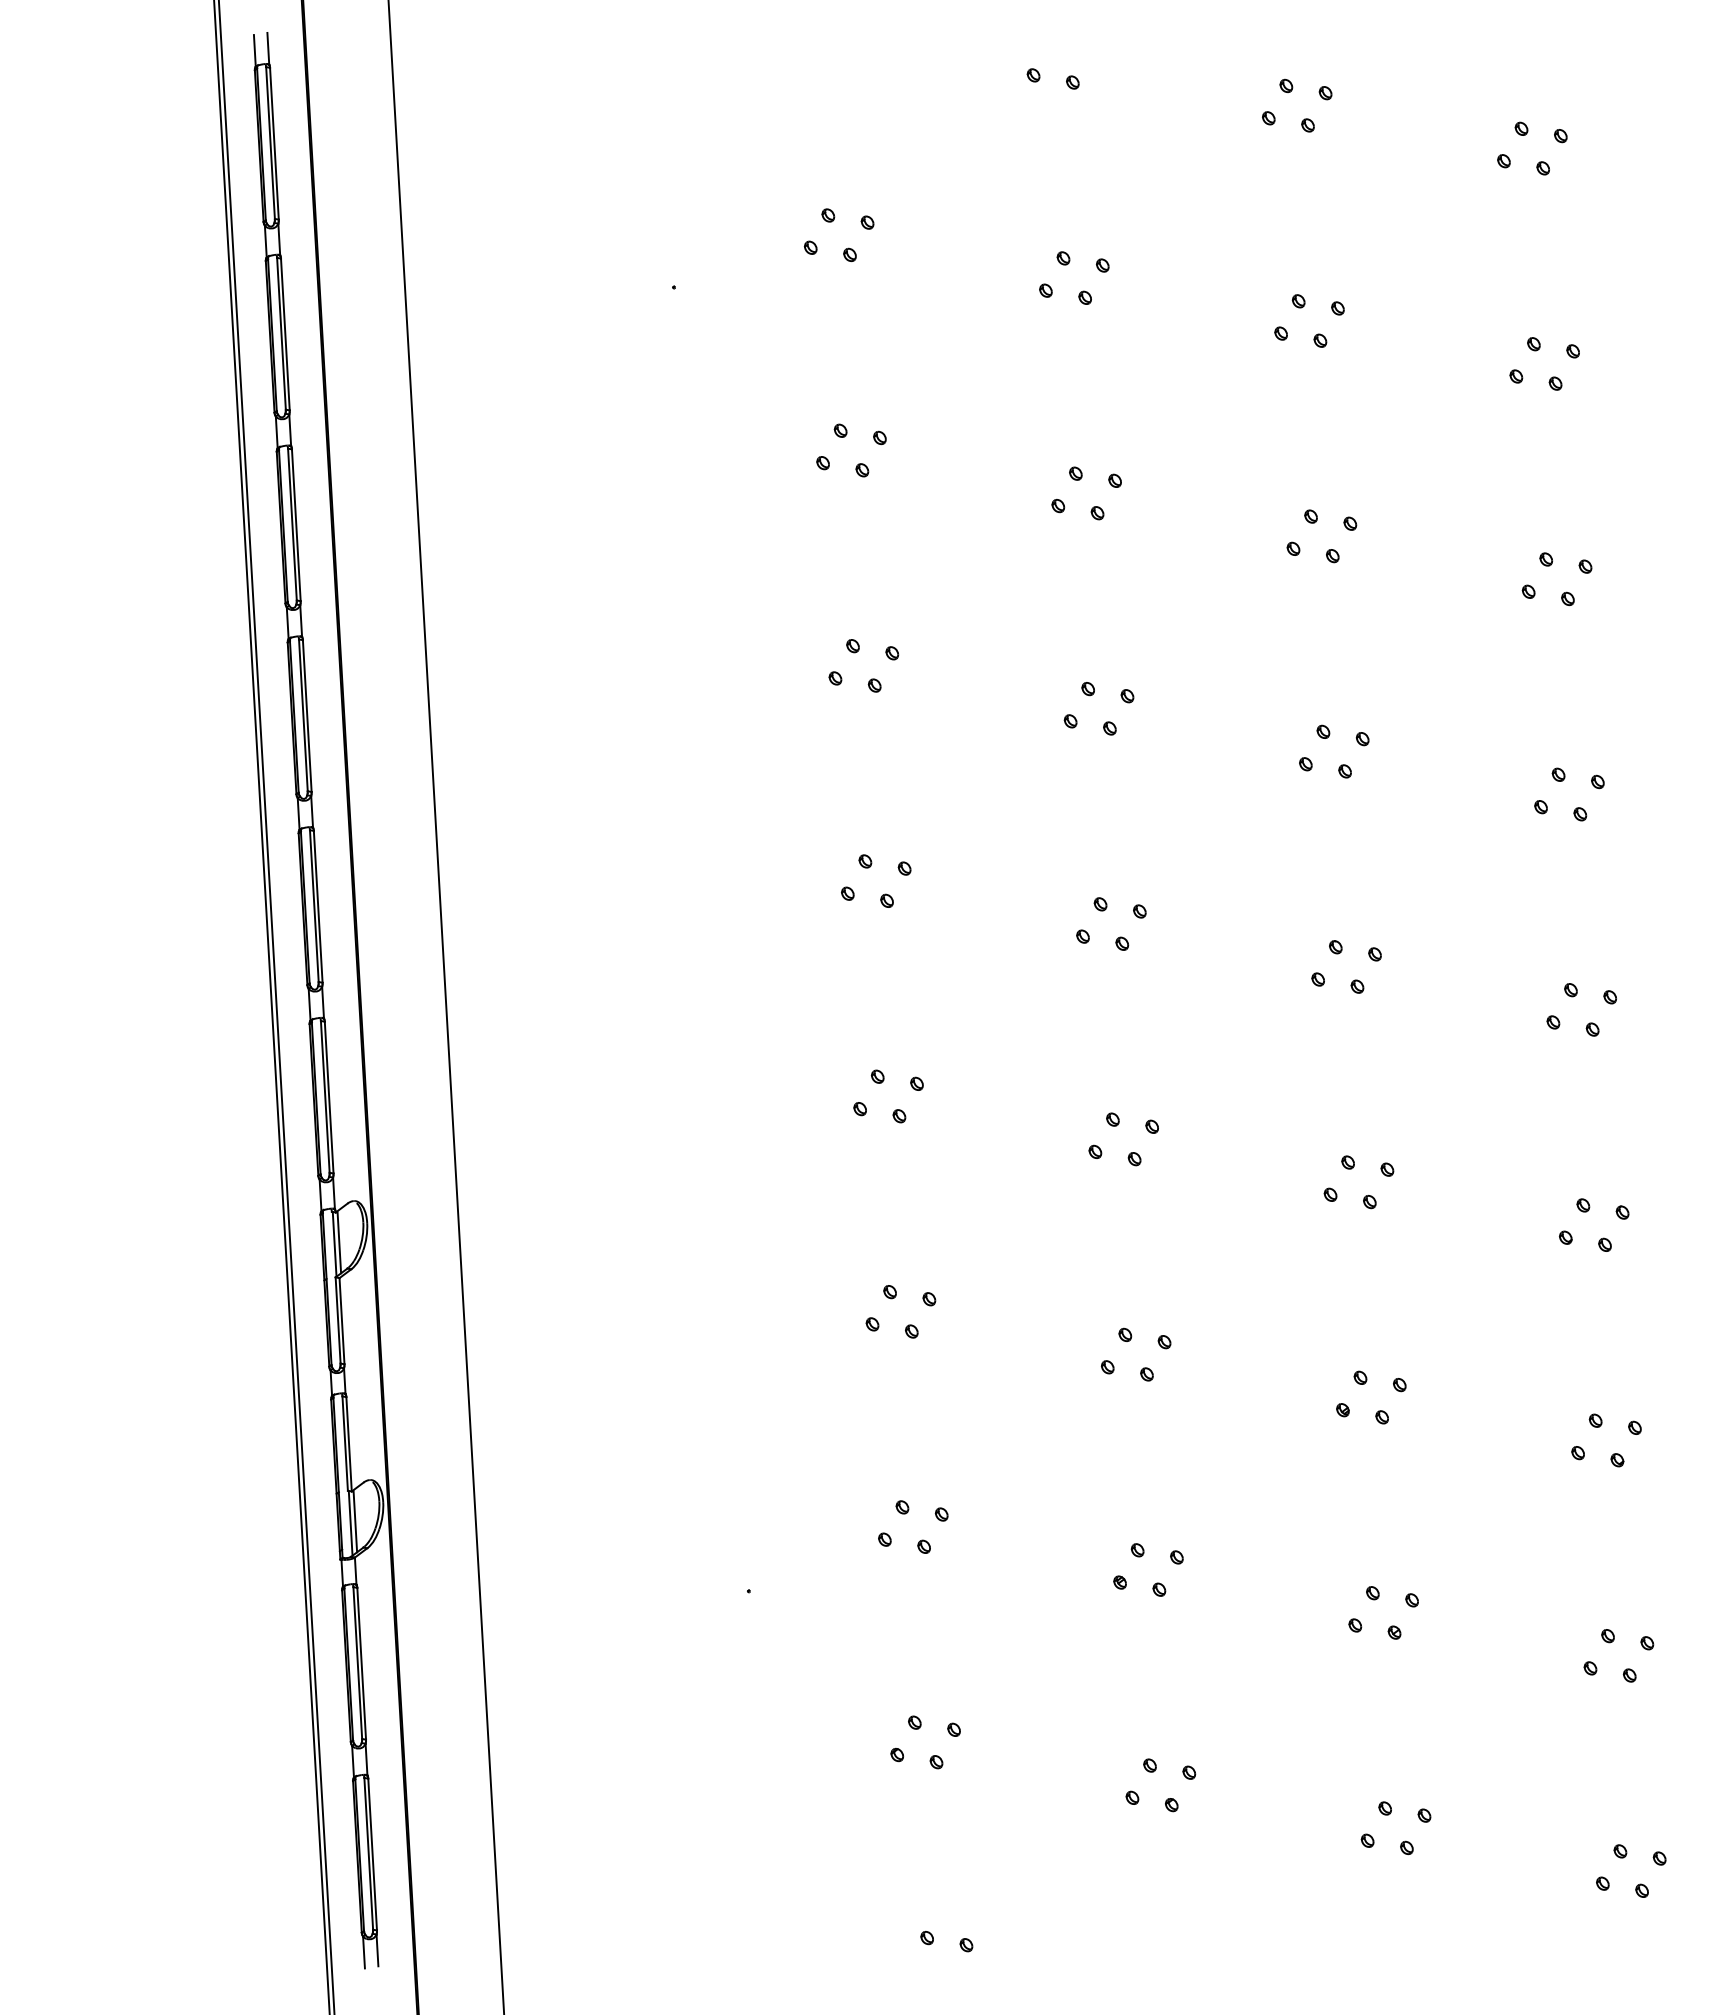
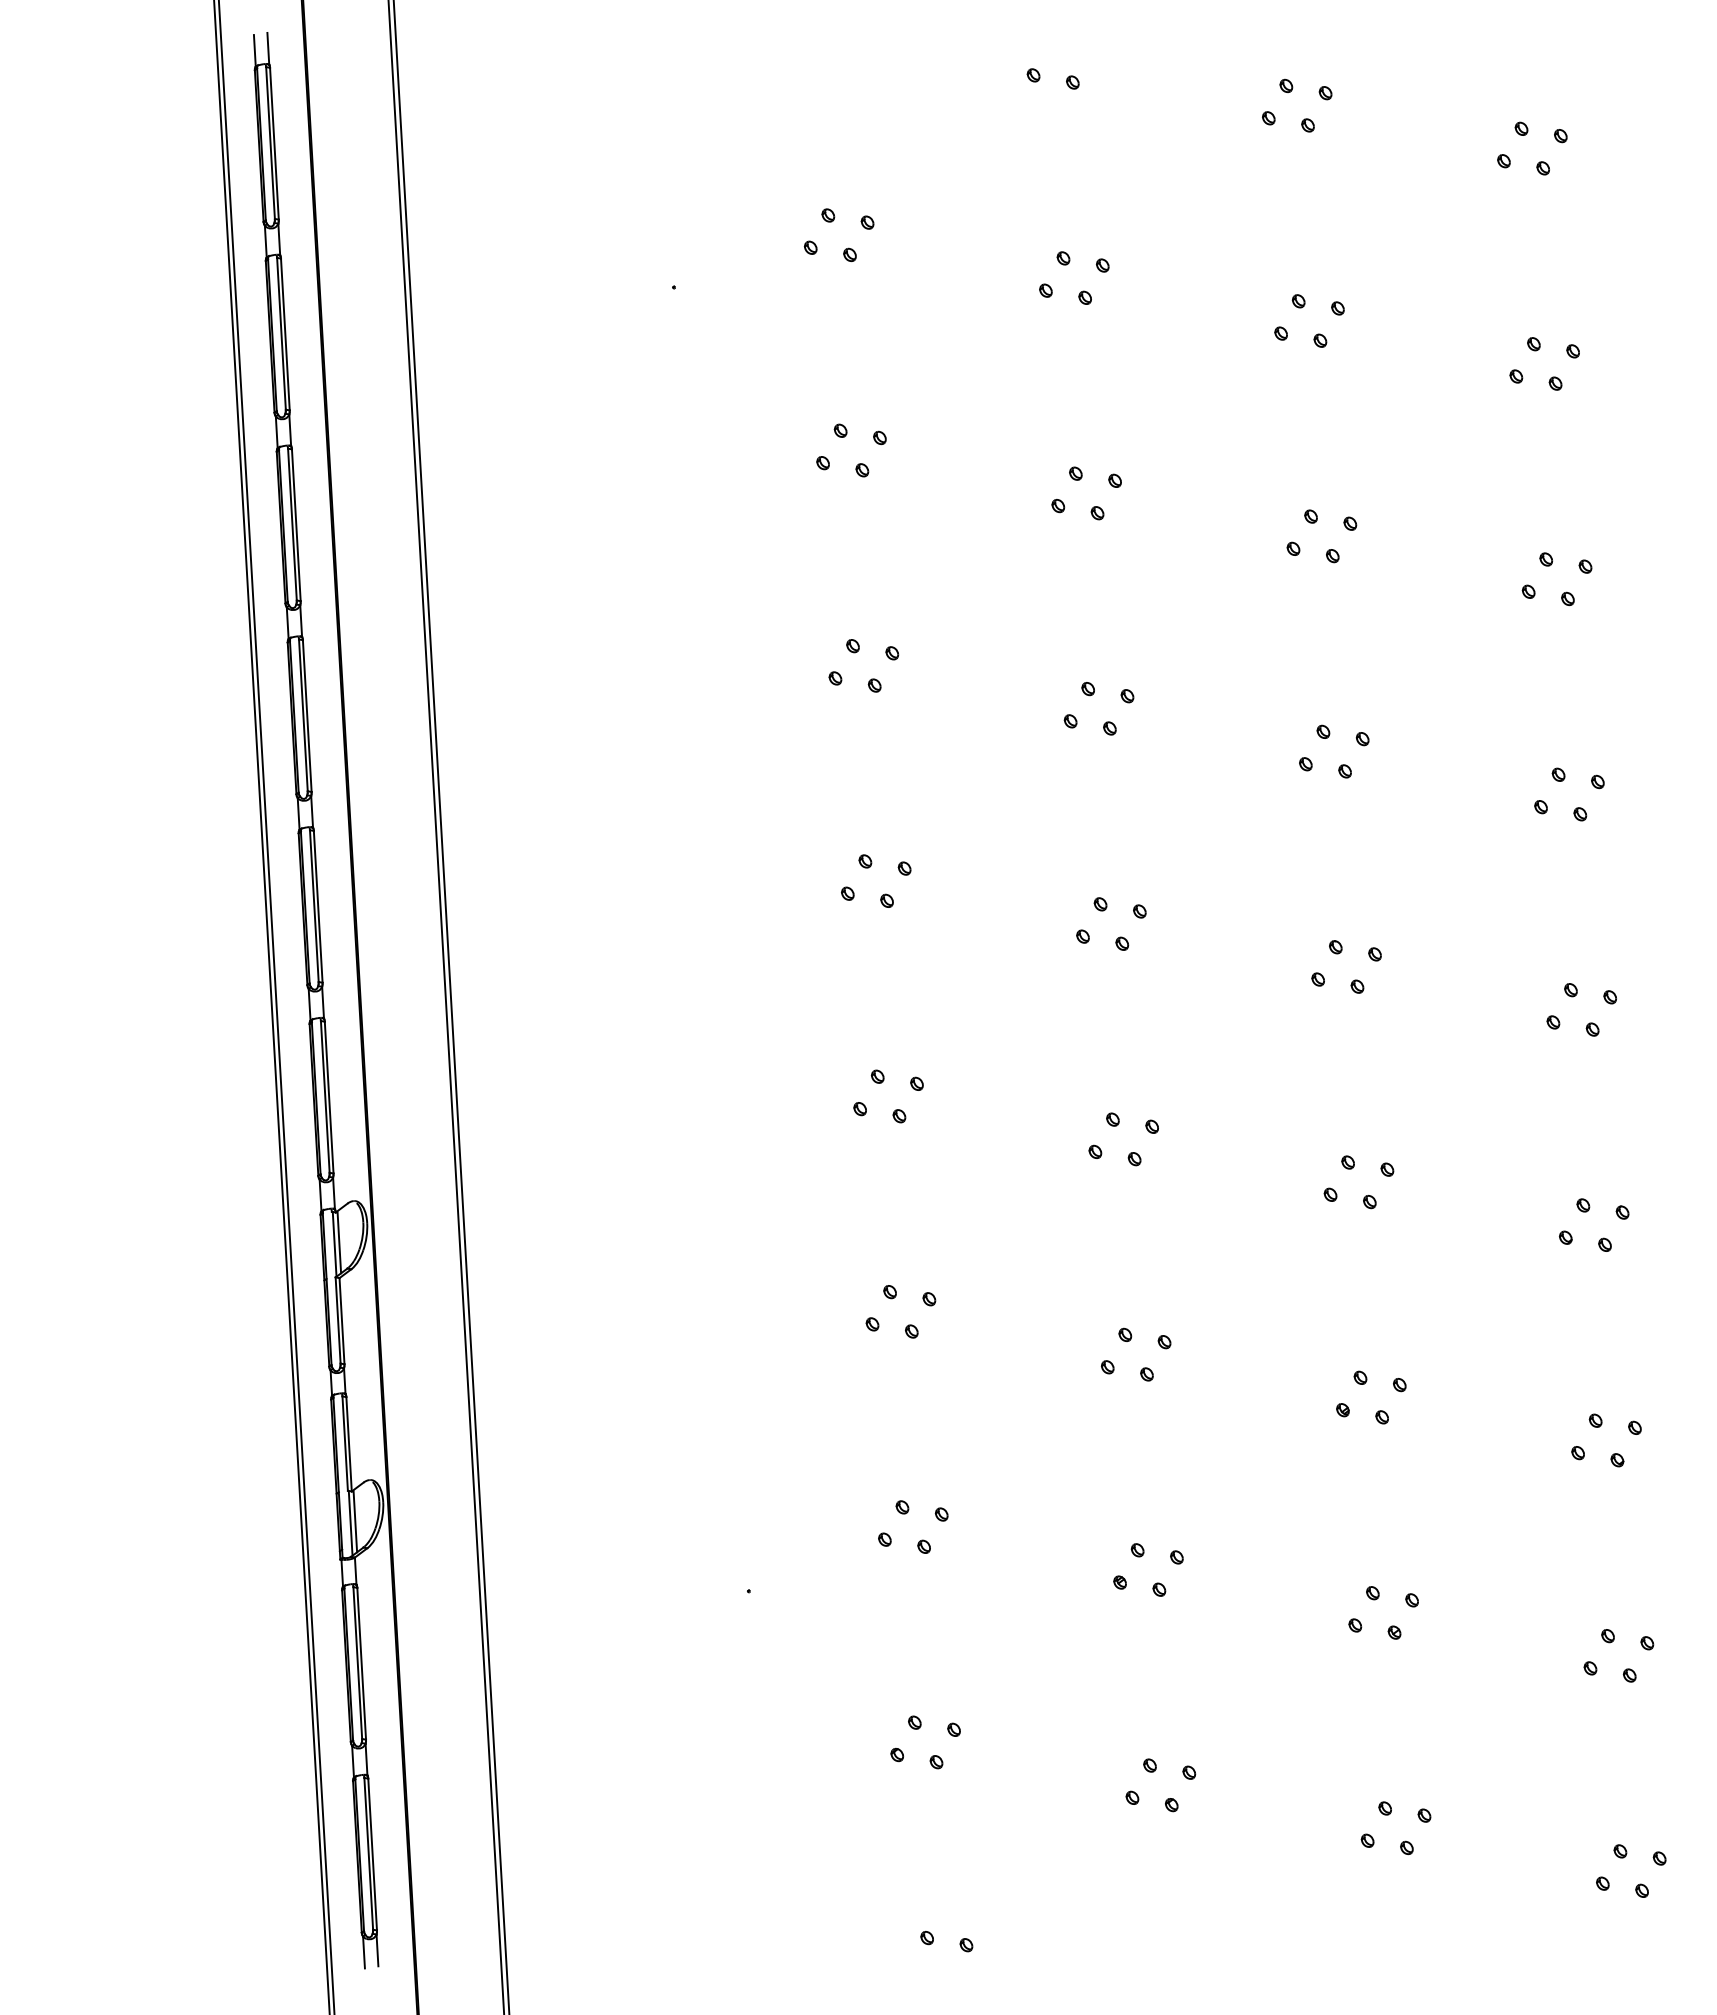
line: none -> present (451, 1006)
